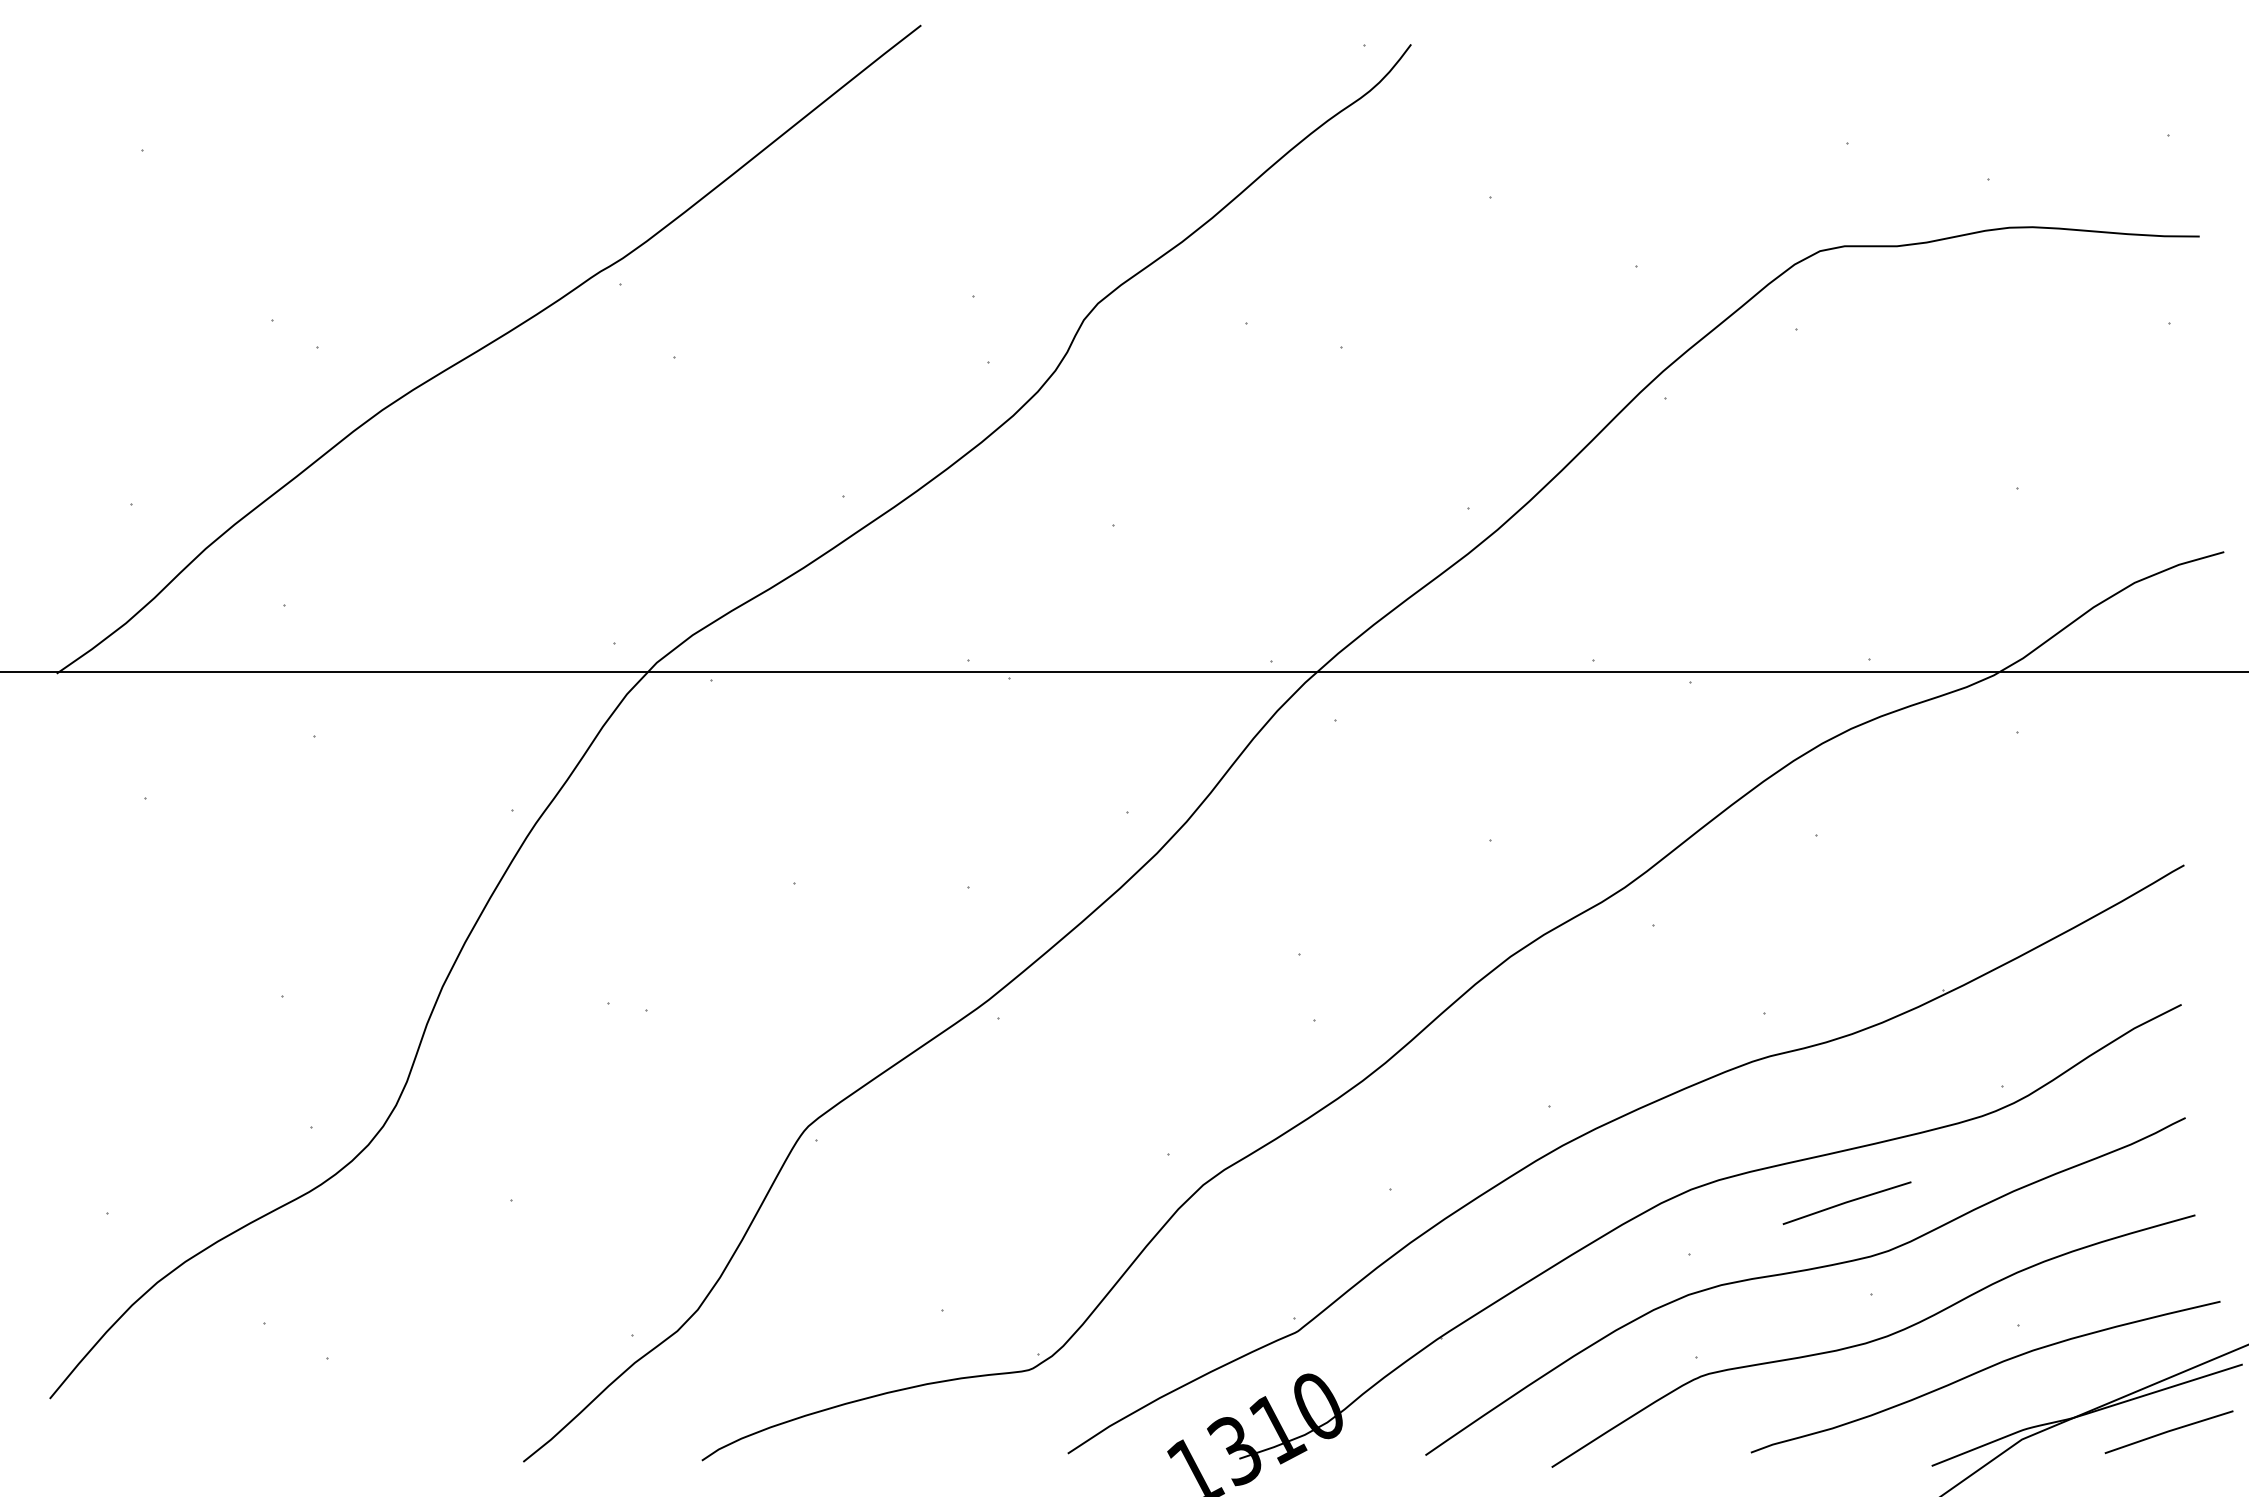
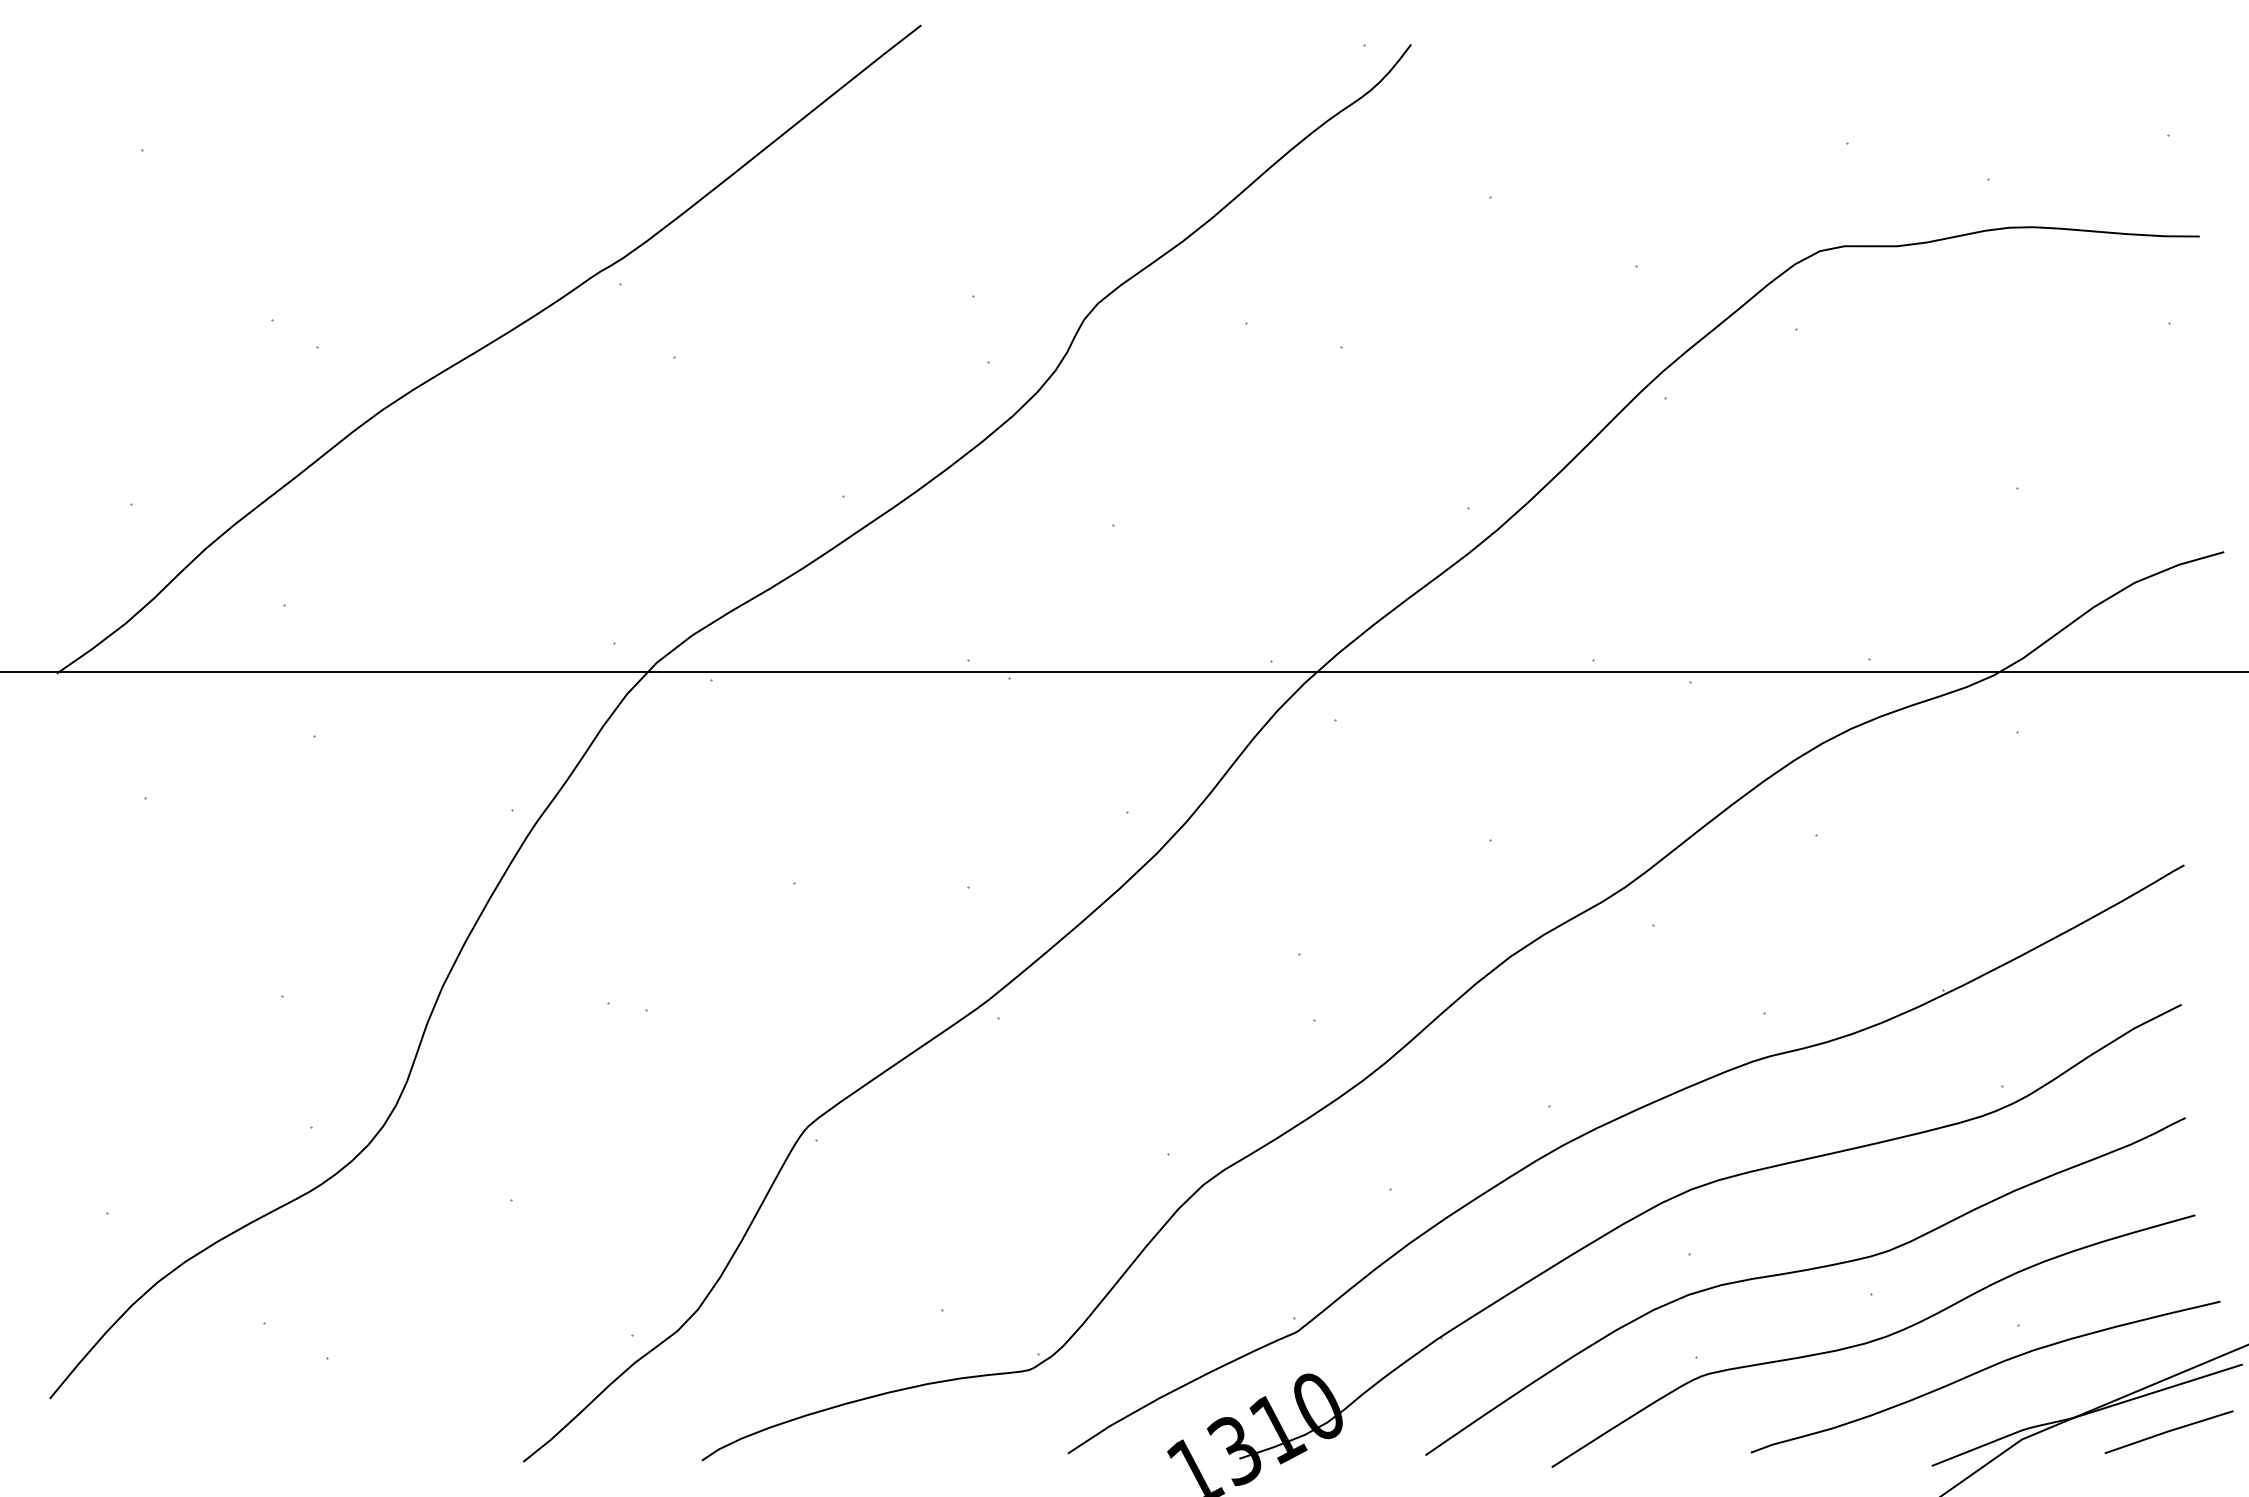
line: present -> none (1846, 1202)
